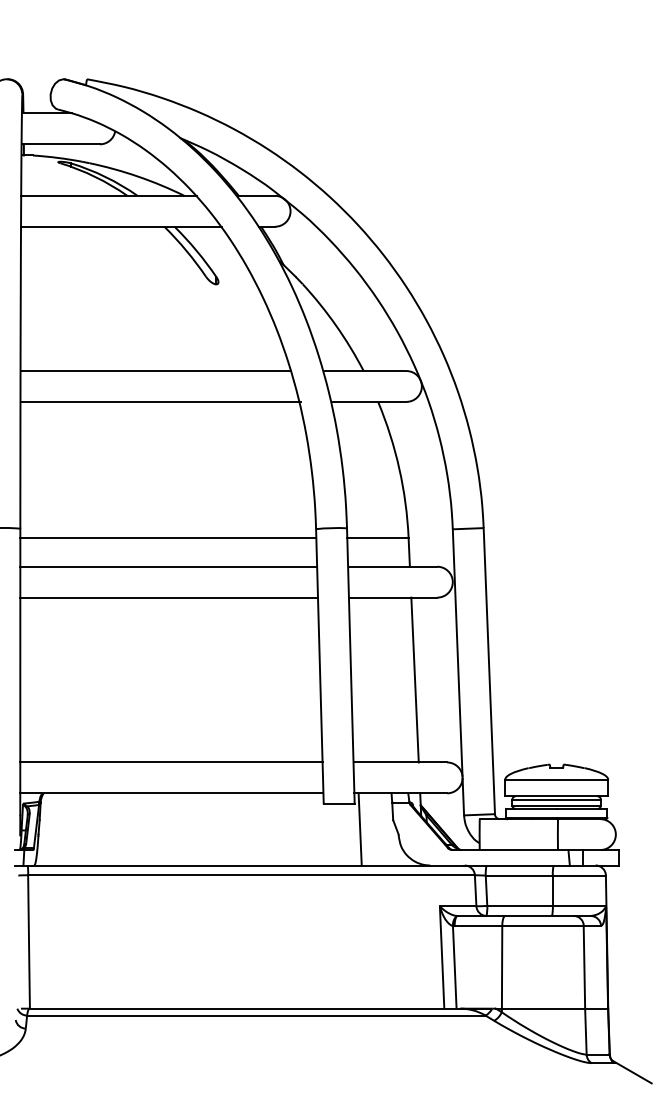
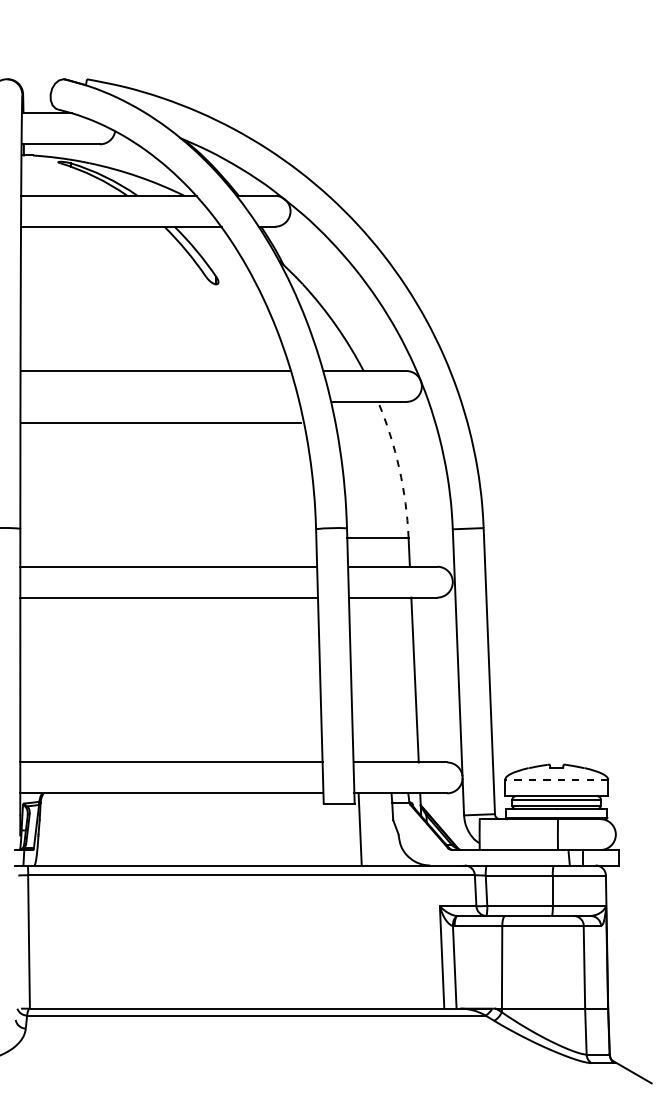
line position: (160, 401) -> (160, 422) (160, 422)
arc: solid -> dashed (399, 468)
line: present -> none (168, 538)
line: solid -> dashed (556, 779)
